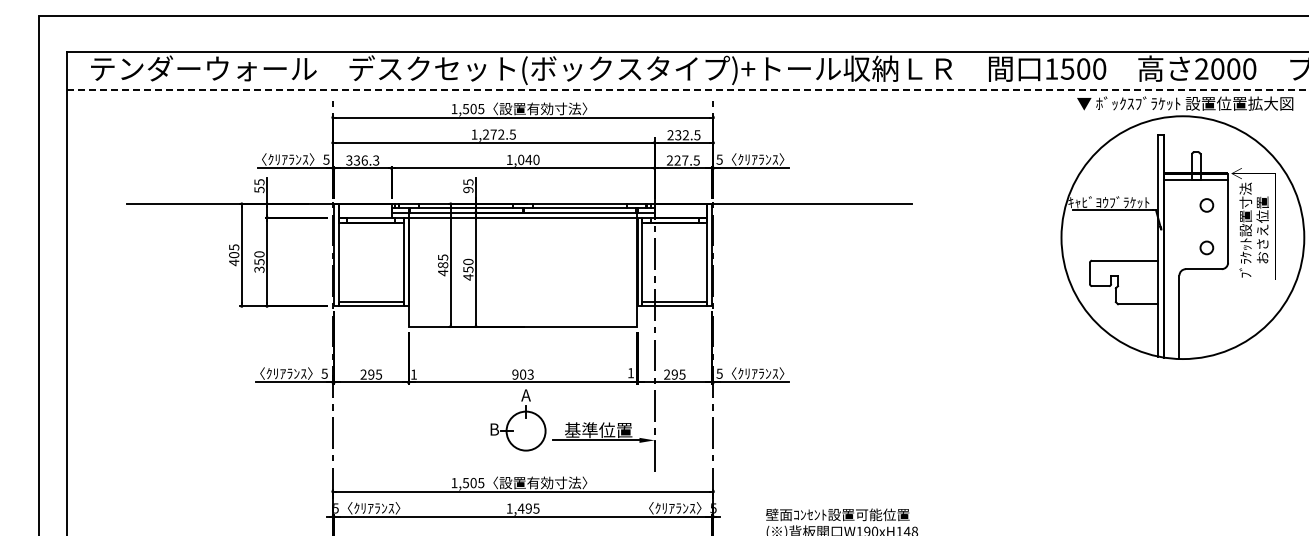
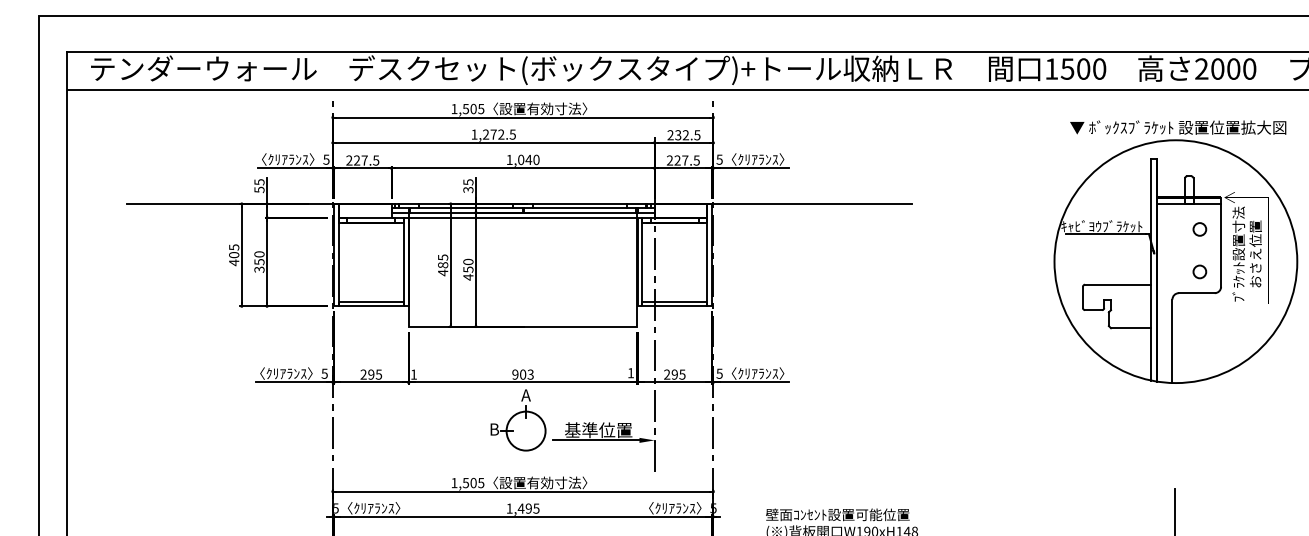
line: dashed -> solid (687, 89)
text: 336.3 -> 227.5 (362, 160)
text: 95 -> 35 (468, 189)
part position: (1182, 227) -> (1175, 251) (1175, 251)
line: none -> present (1175, 510)
